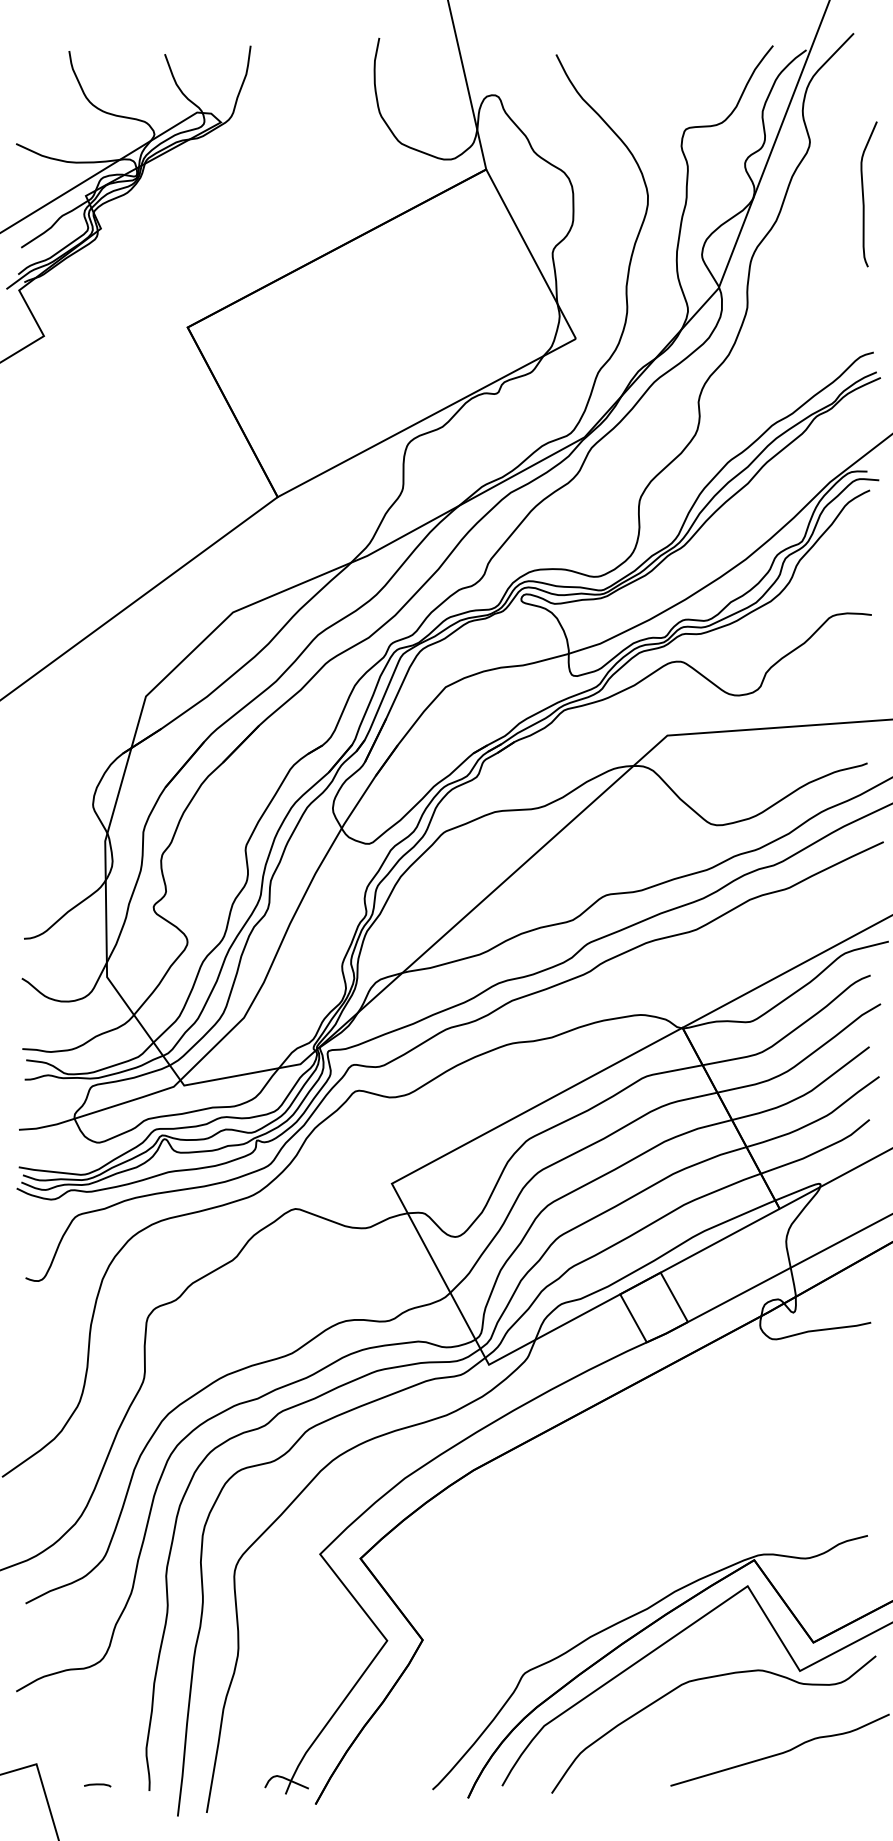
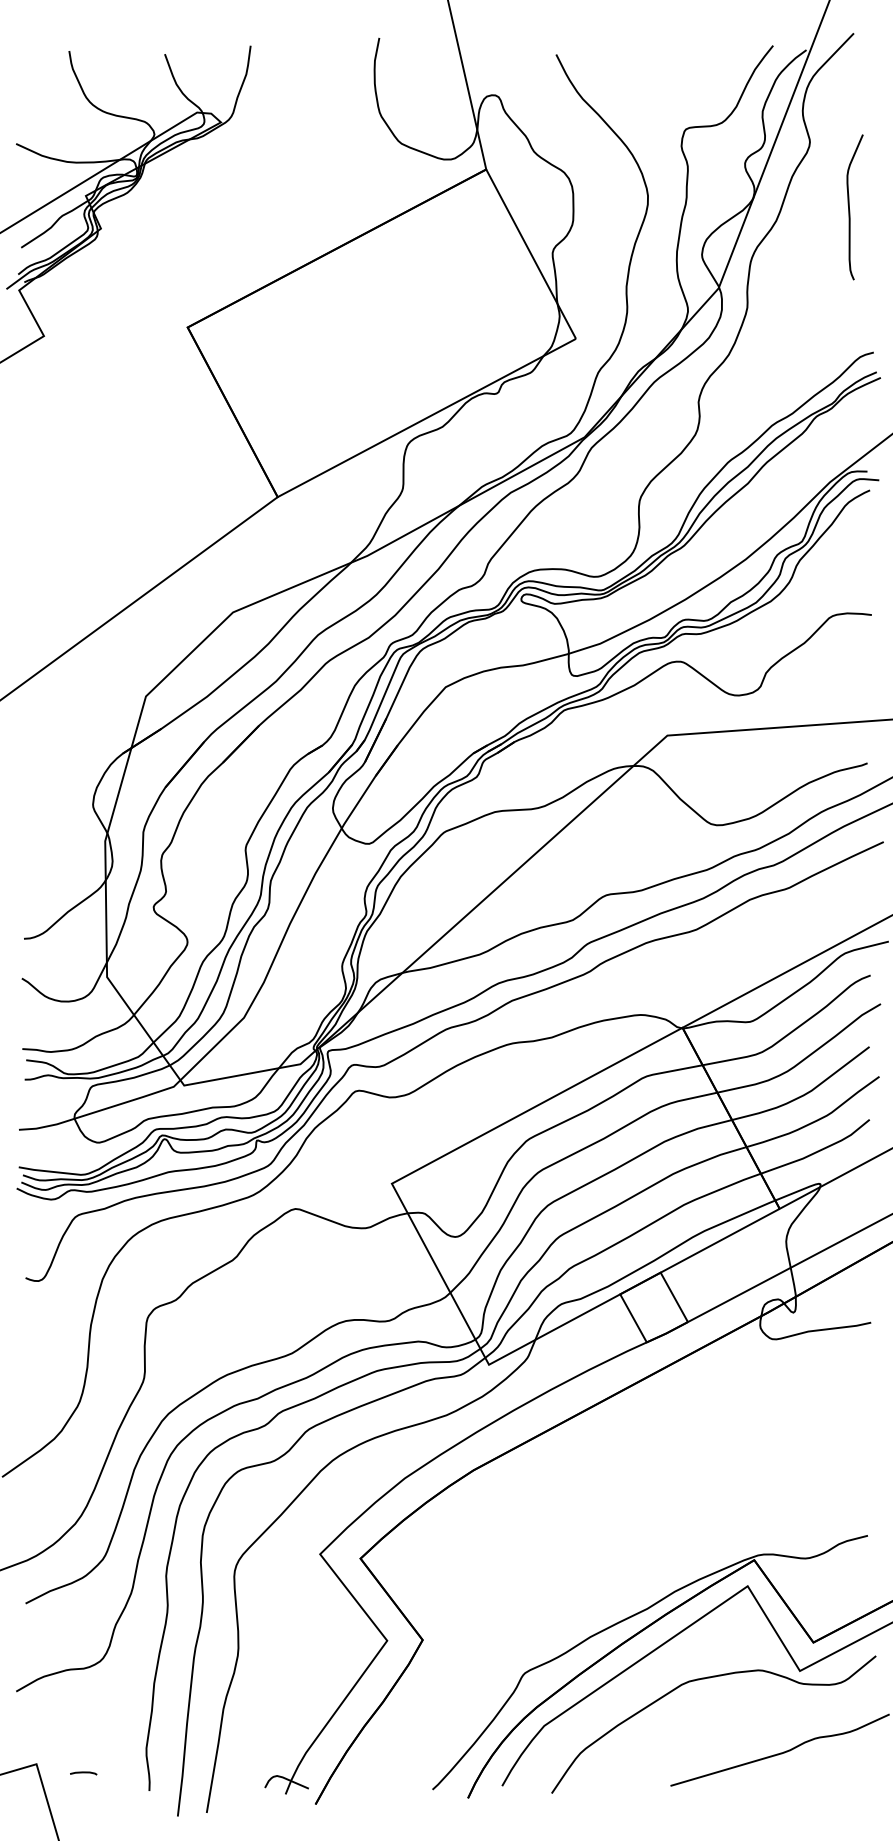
curve position: (863, 194) -> (849, 207) (849, 207)
curve position: (97, 1785) -> (83, 1773) (83, 1773)
